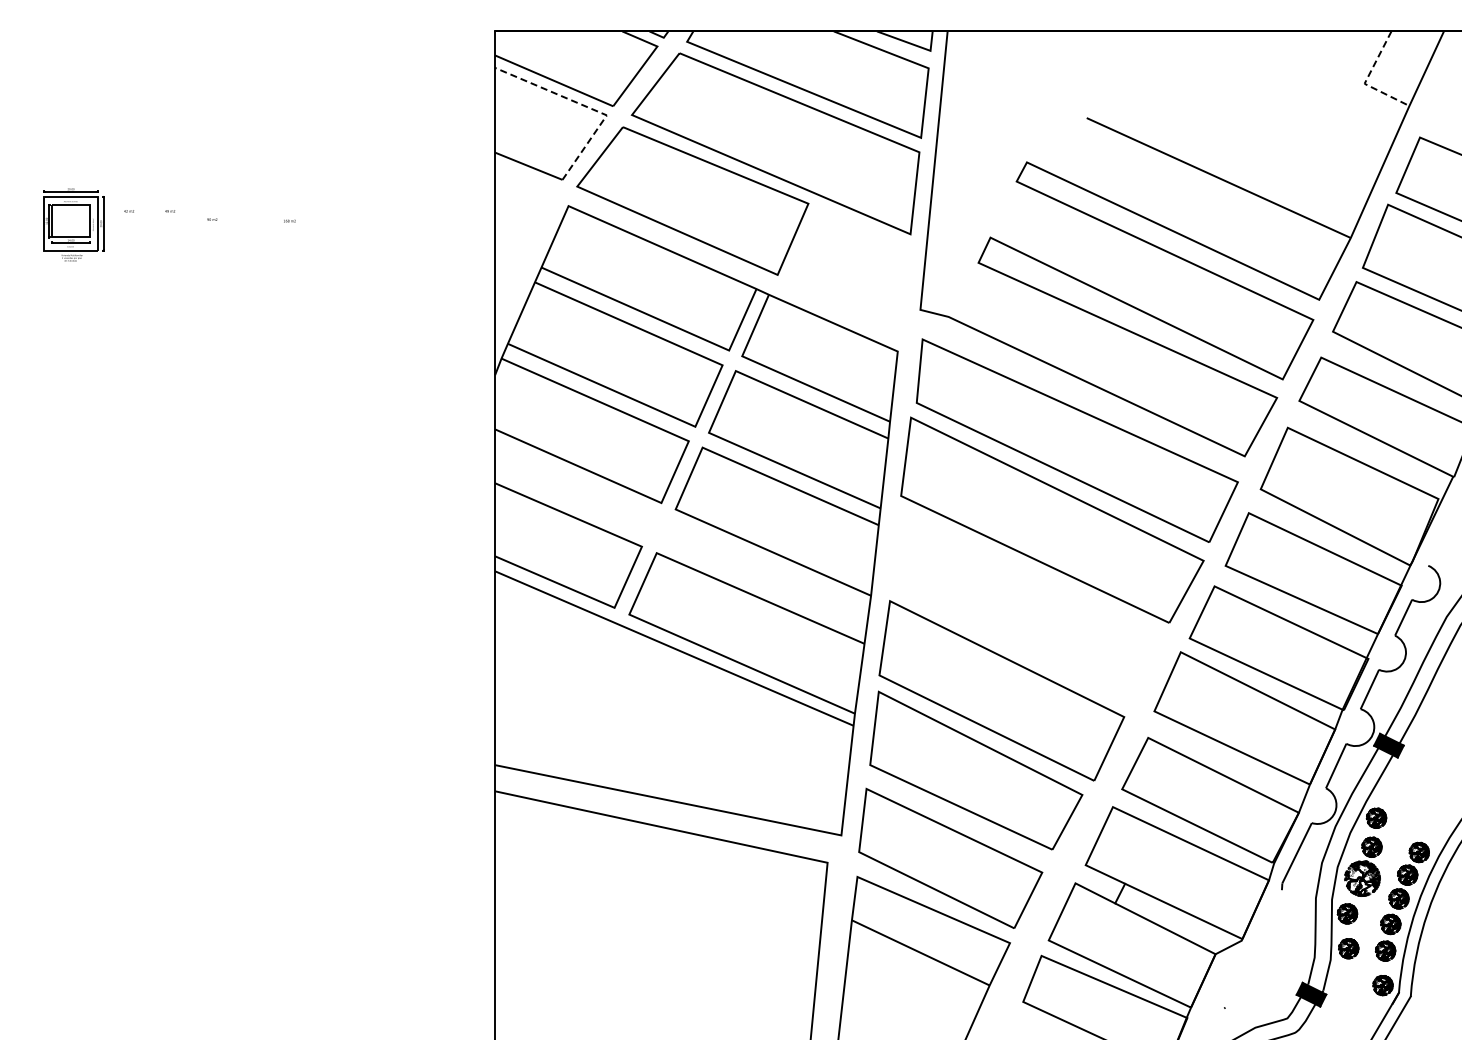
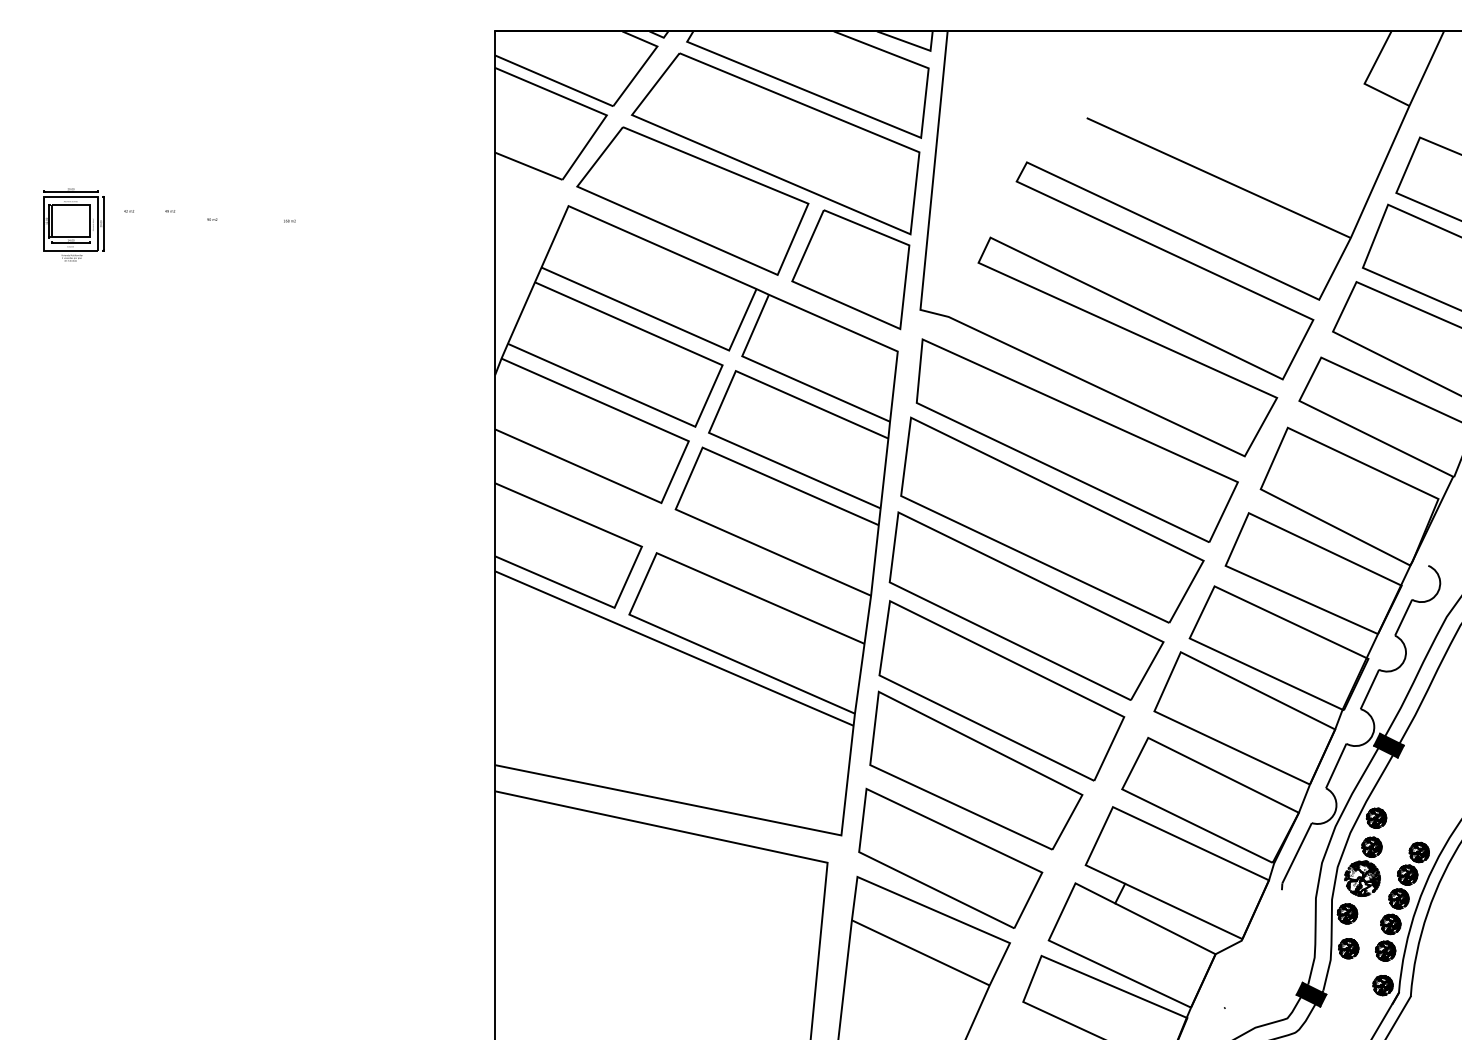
line: dashed -> solid (1365, 81)
line: dashed -> solid (587, 107)
part: none -> present (850, 269)
part: none -> present (1026, 605)
